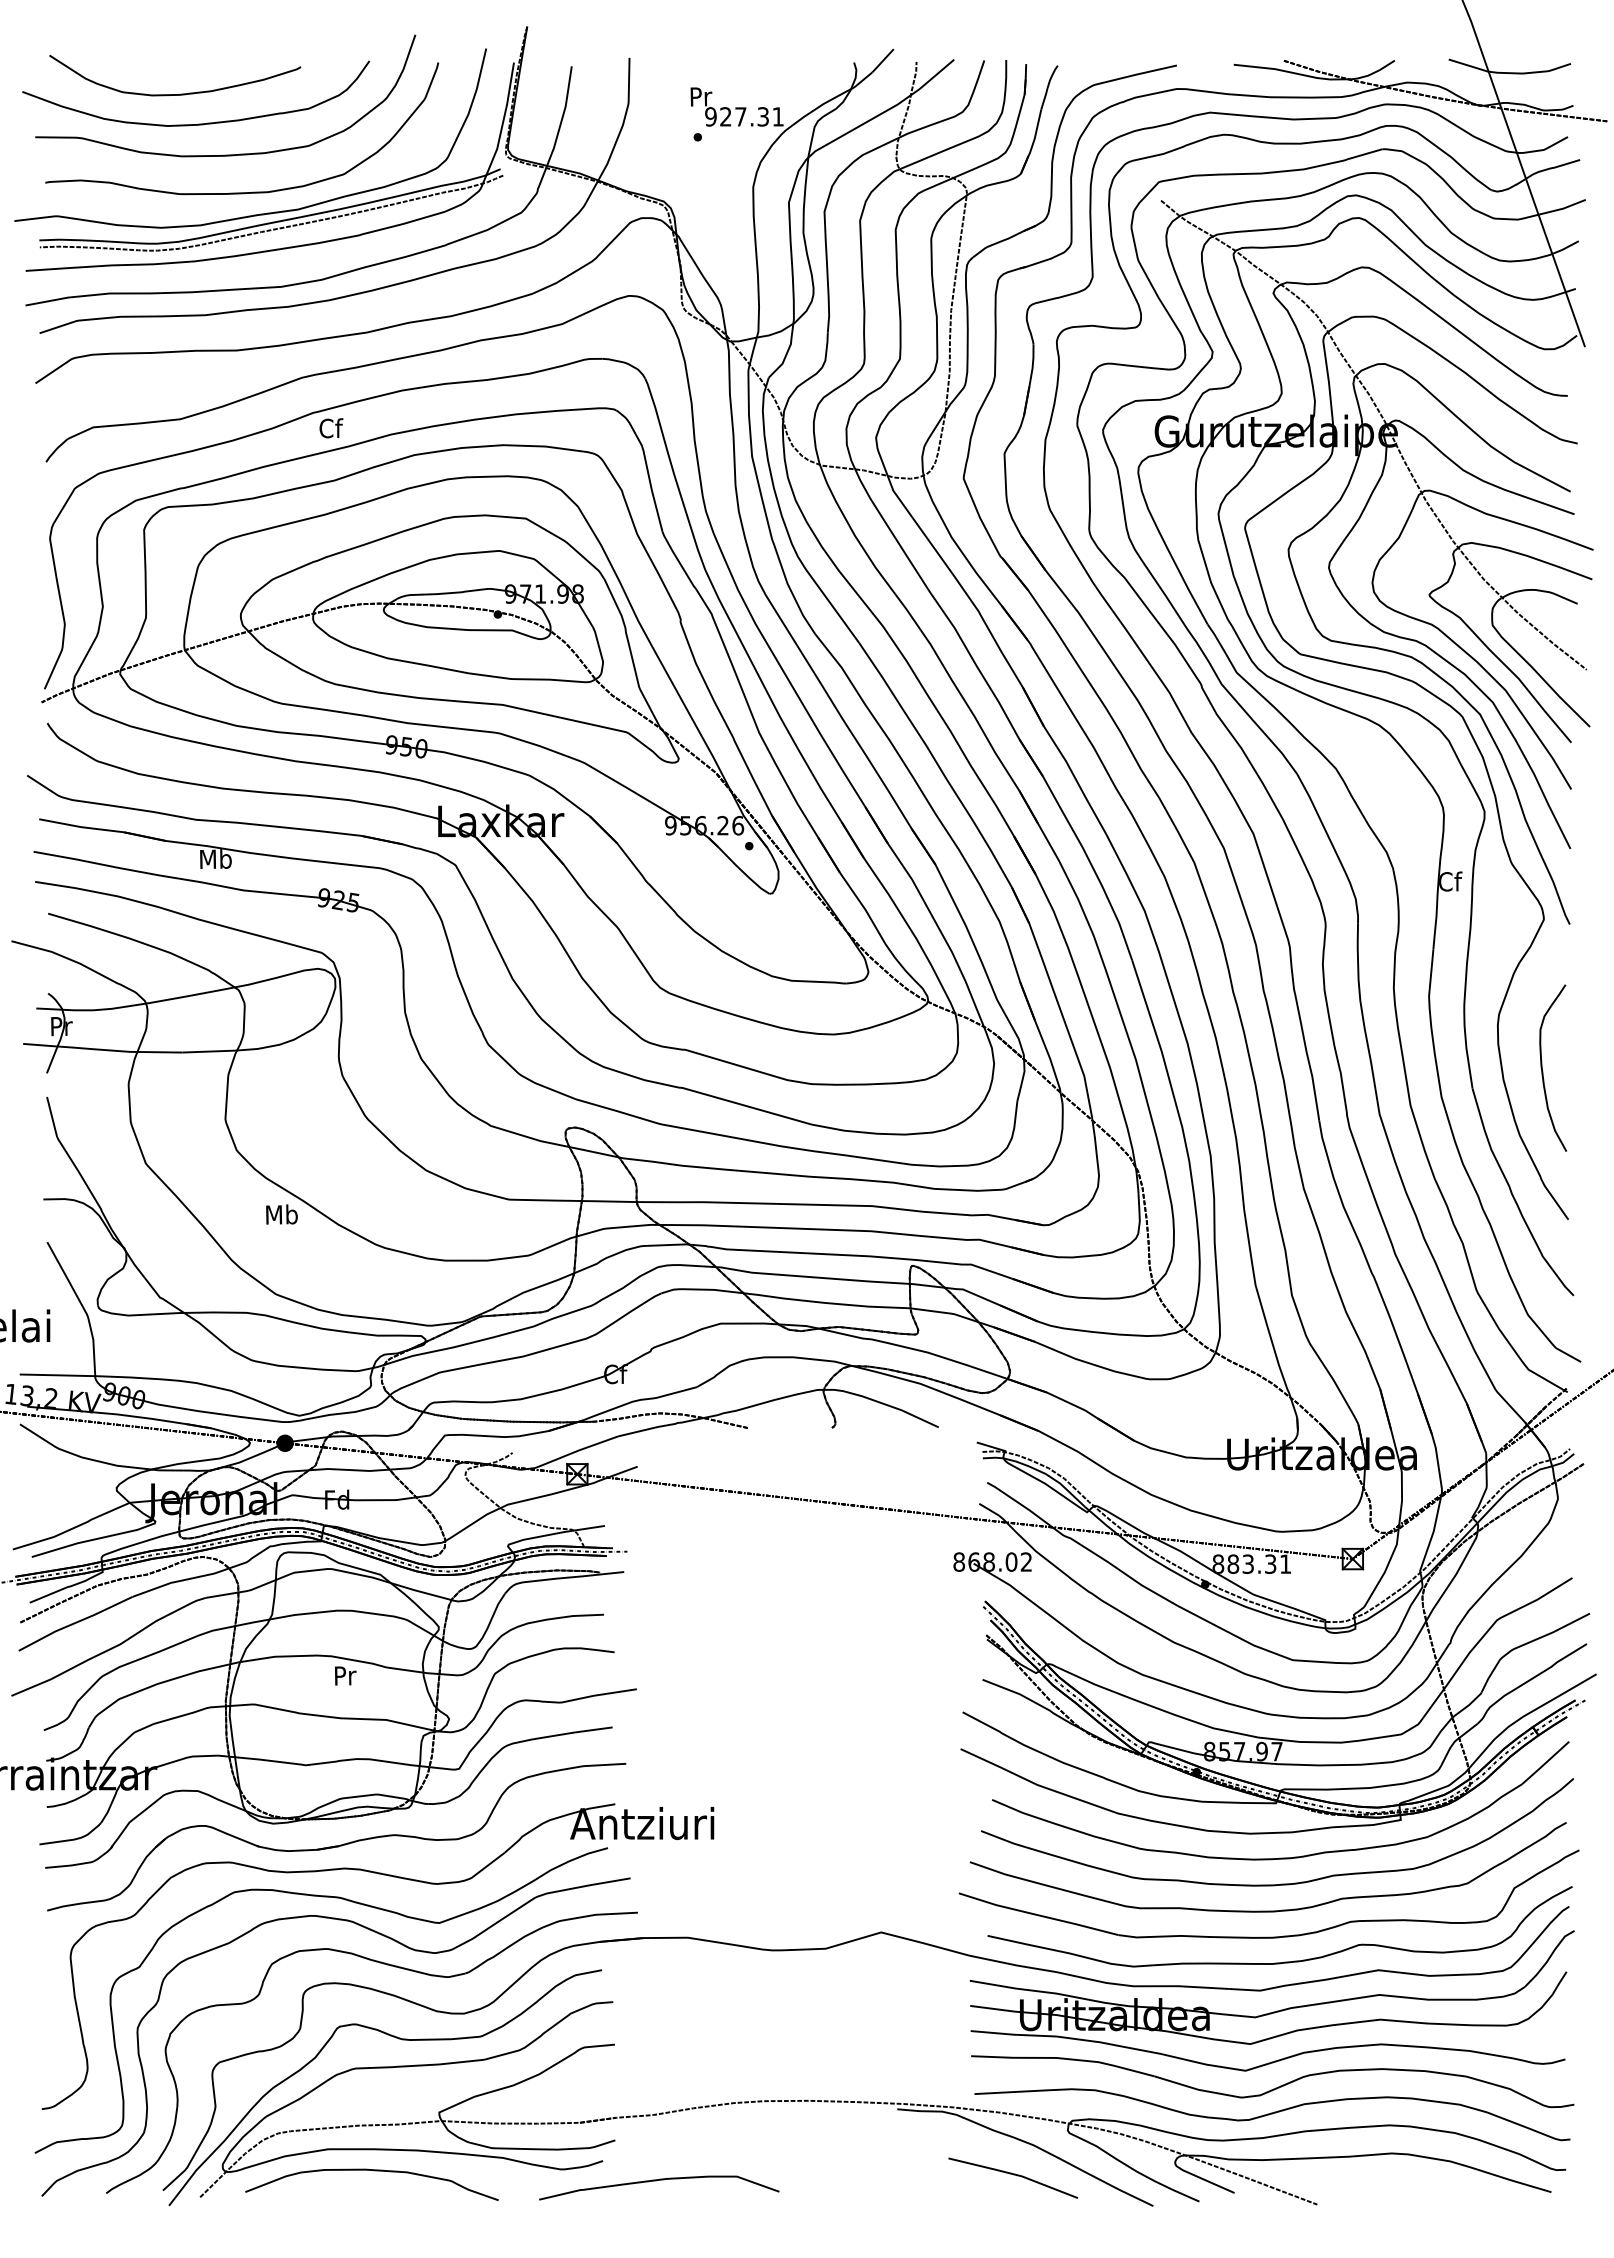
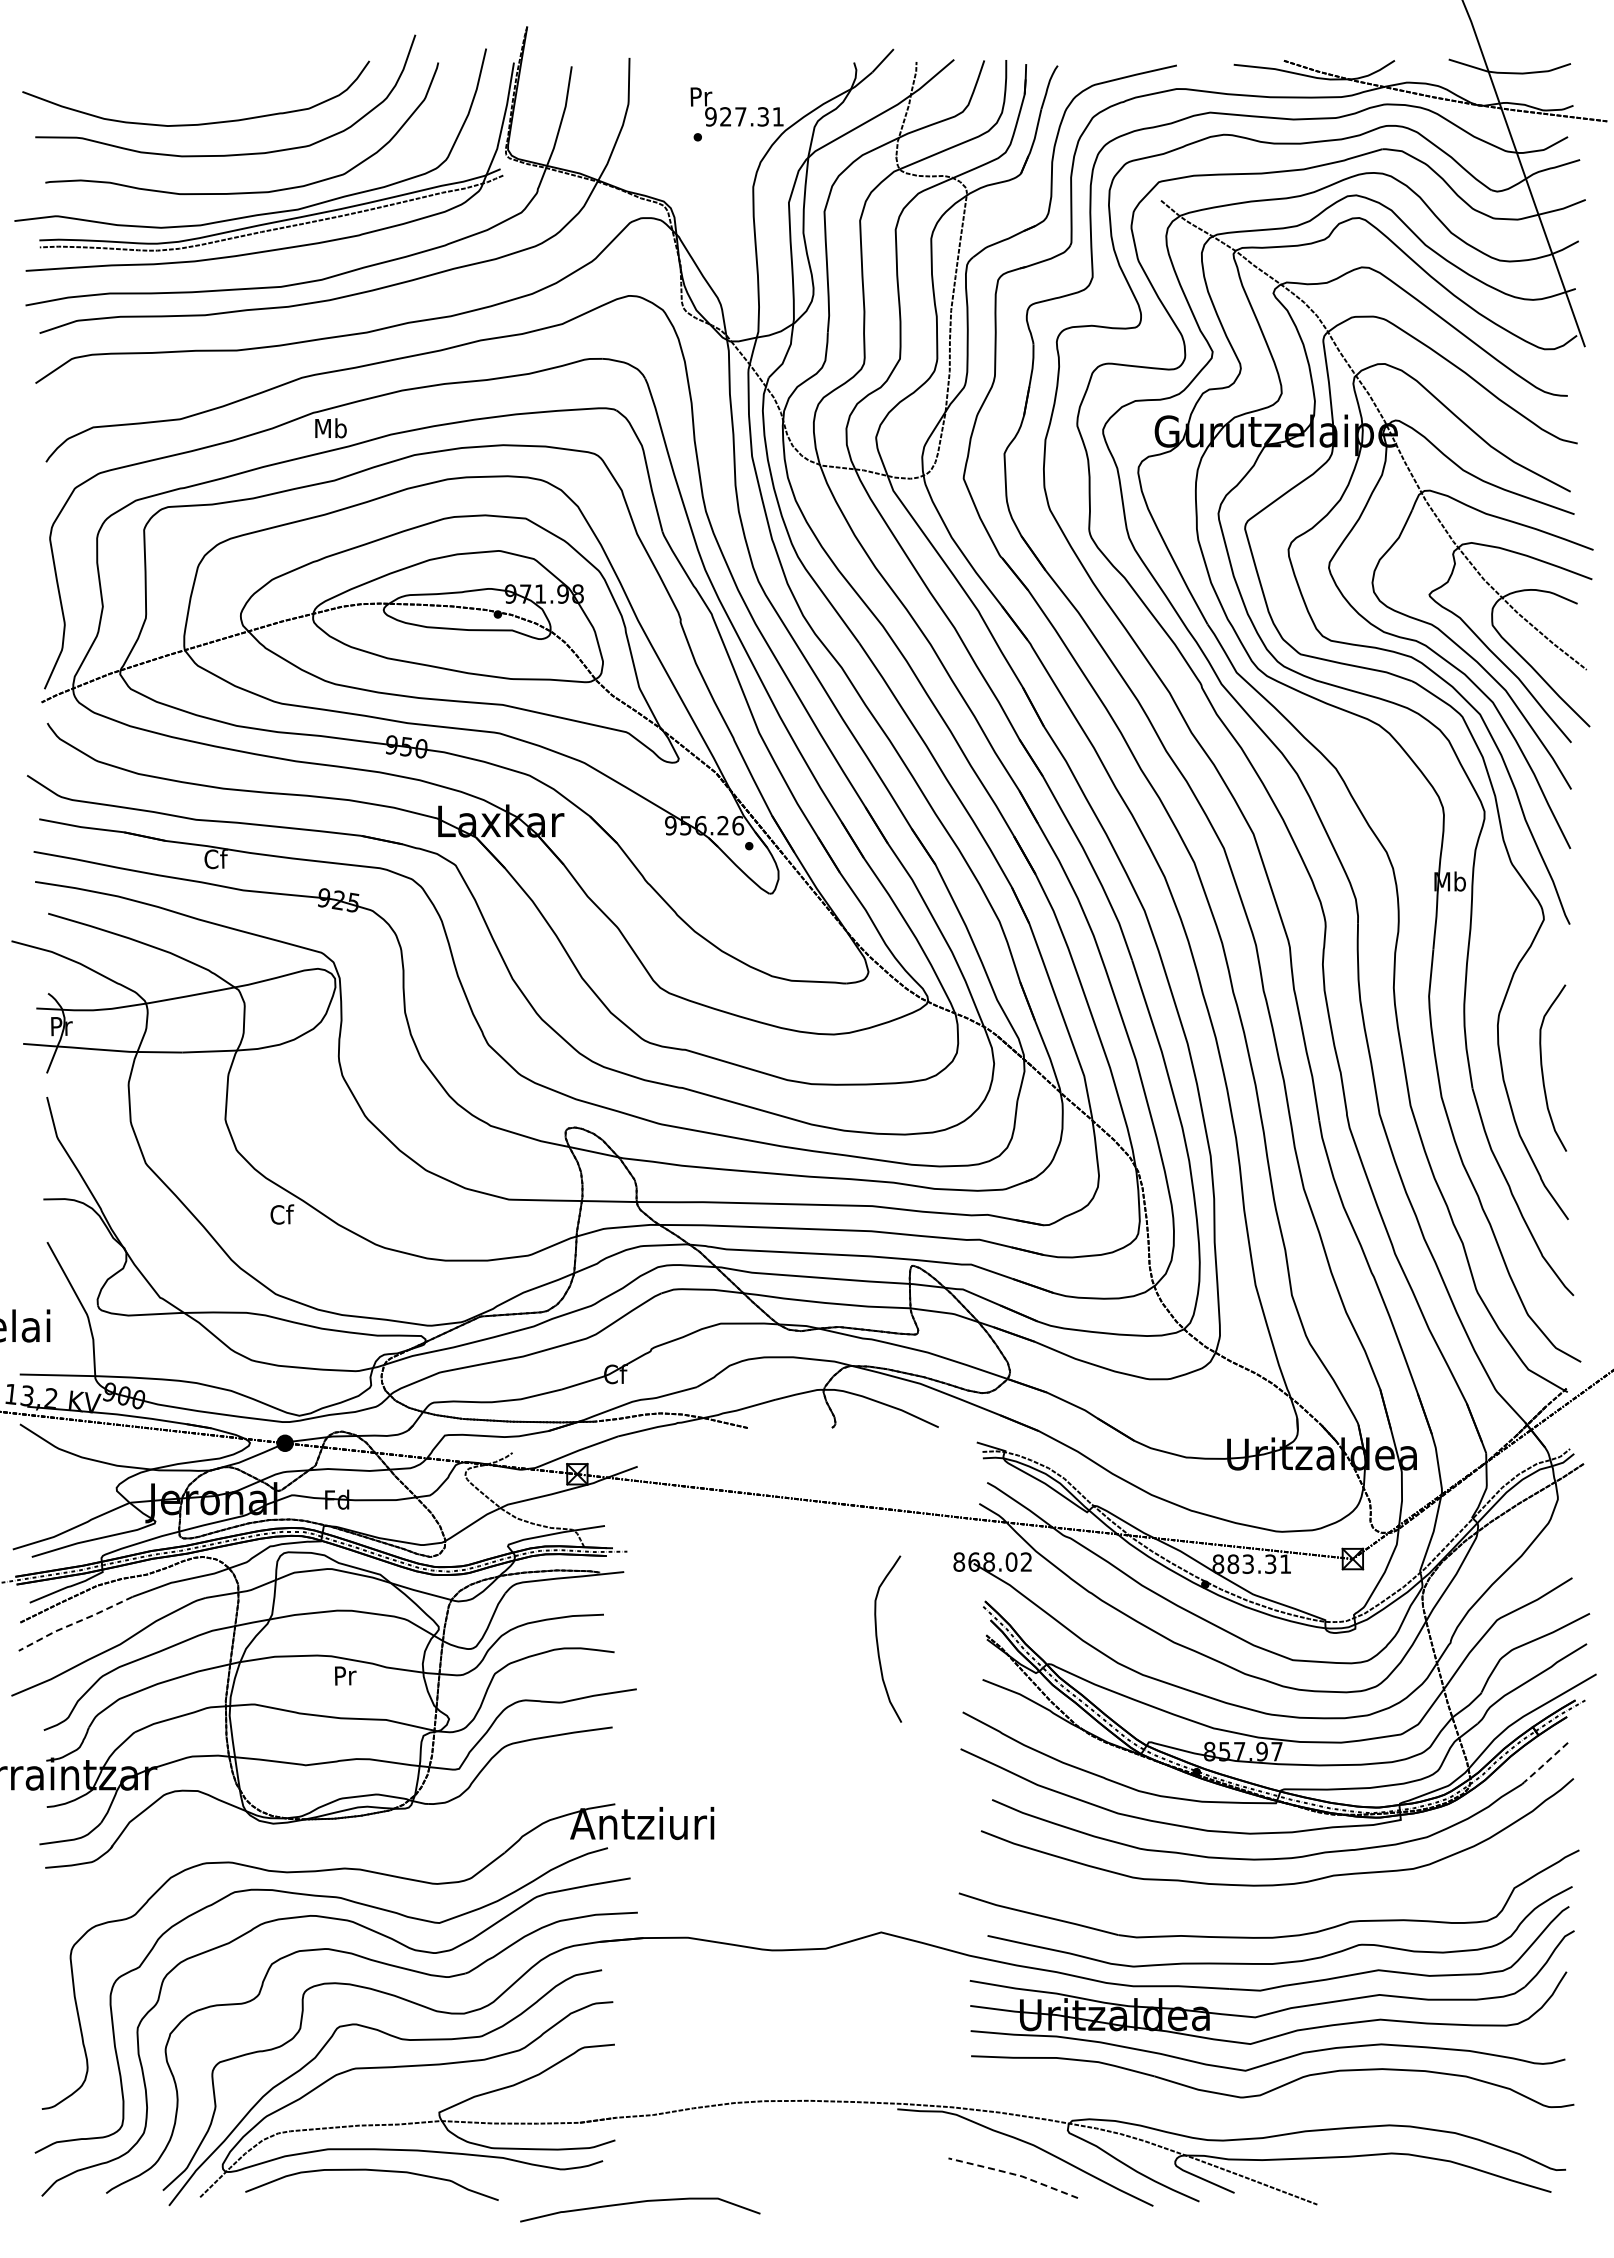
curve: present -> none (180, 93)
text: Cf -> Mb (330, 428)
text: Mb -> Cf (215, 858)
text: Cf -> Mb (1449, 881)
text: Mb -> Cf (281, 1214)
line: solid -> dashed (75, 1623)
curve: none -> present (878, 1642)
line: solid -> dashed (1544, 1764)
part: present -> none (336, 1845)
curve: present -> none (1267, 1910)
curve: present -> none (1272, 2114)
line: solid -> dashed (1013, 2174)
curve position: (656, 2181) -> (637, 2203) (637, 2203)
